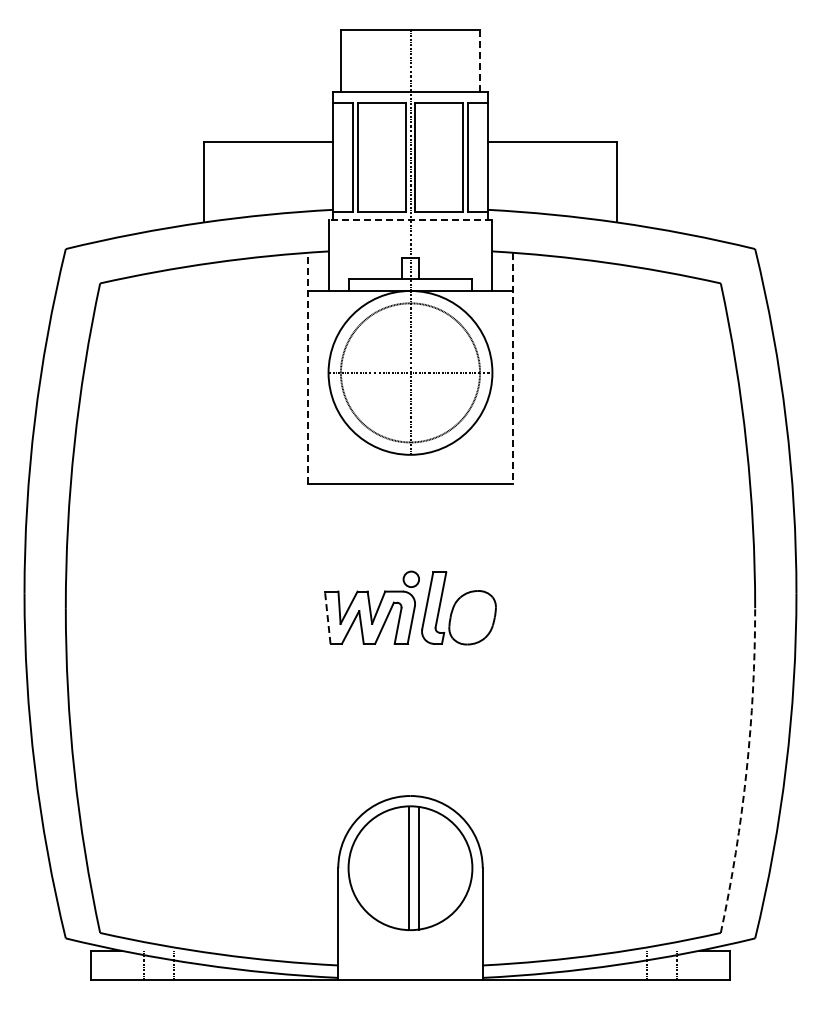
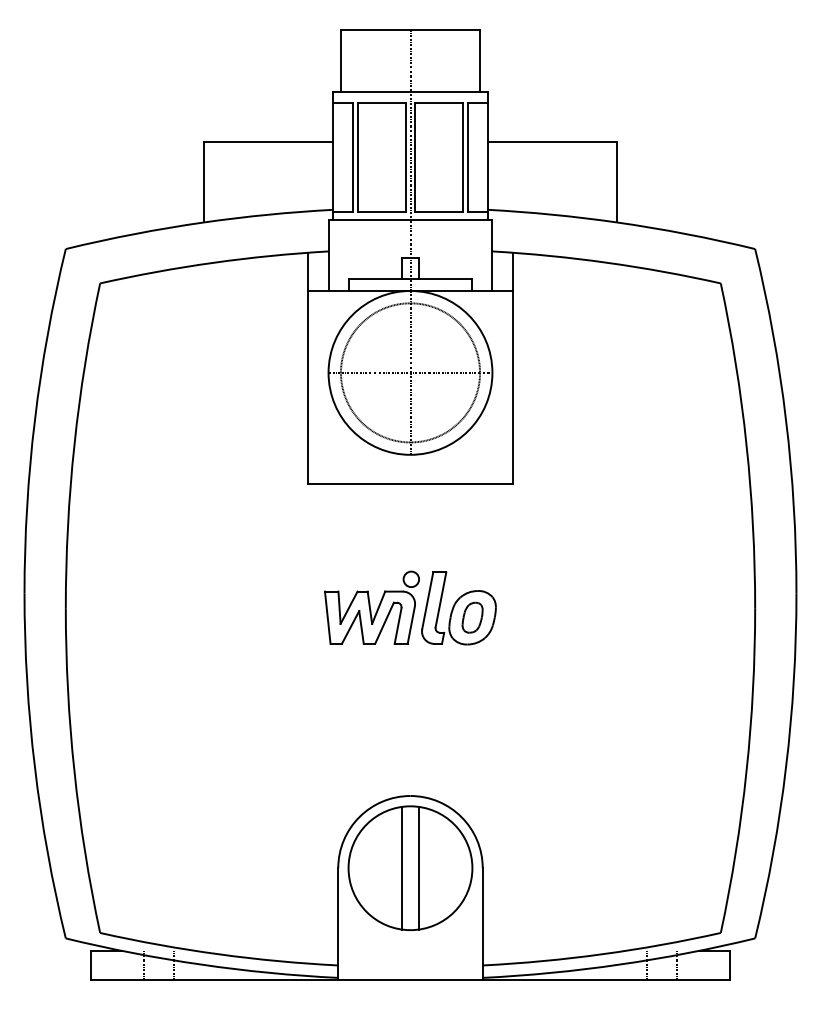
line: dashed -> solid (480, 61)
line: dashed -> solid (410, 220)
line: dashed -> solid (307, 367)
line: dashed -> solid (513, 368)
line: dashed -> solid (327, 617)
part: none -> present (472, 617)
arc: dashed -> solid (746, 771)
line position: (409, 867) -> (402, 867) (402, 867)
